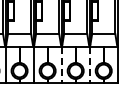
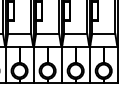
line: dashed -> solid (61, 63)
line: dashed -> solid (89, 63)
